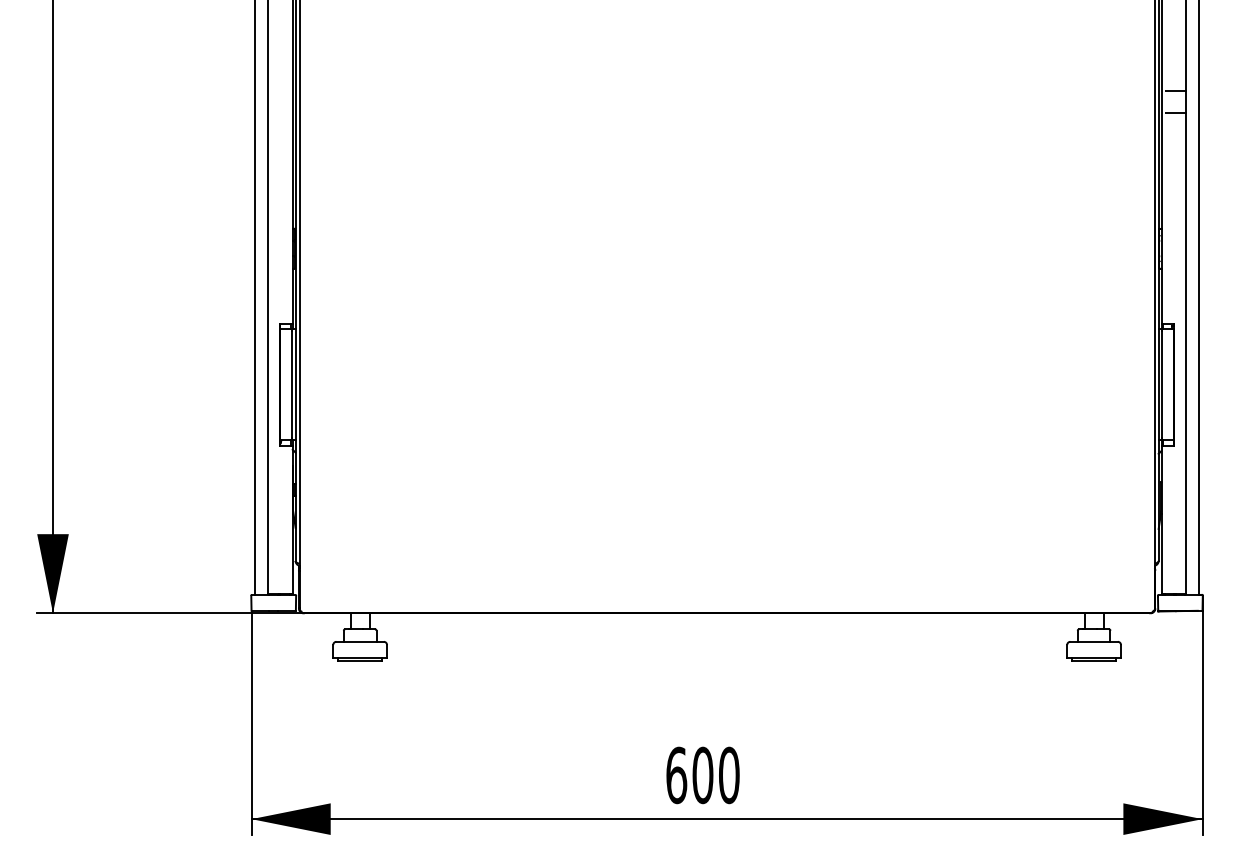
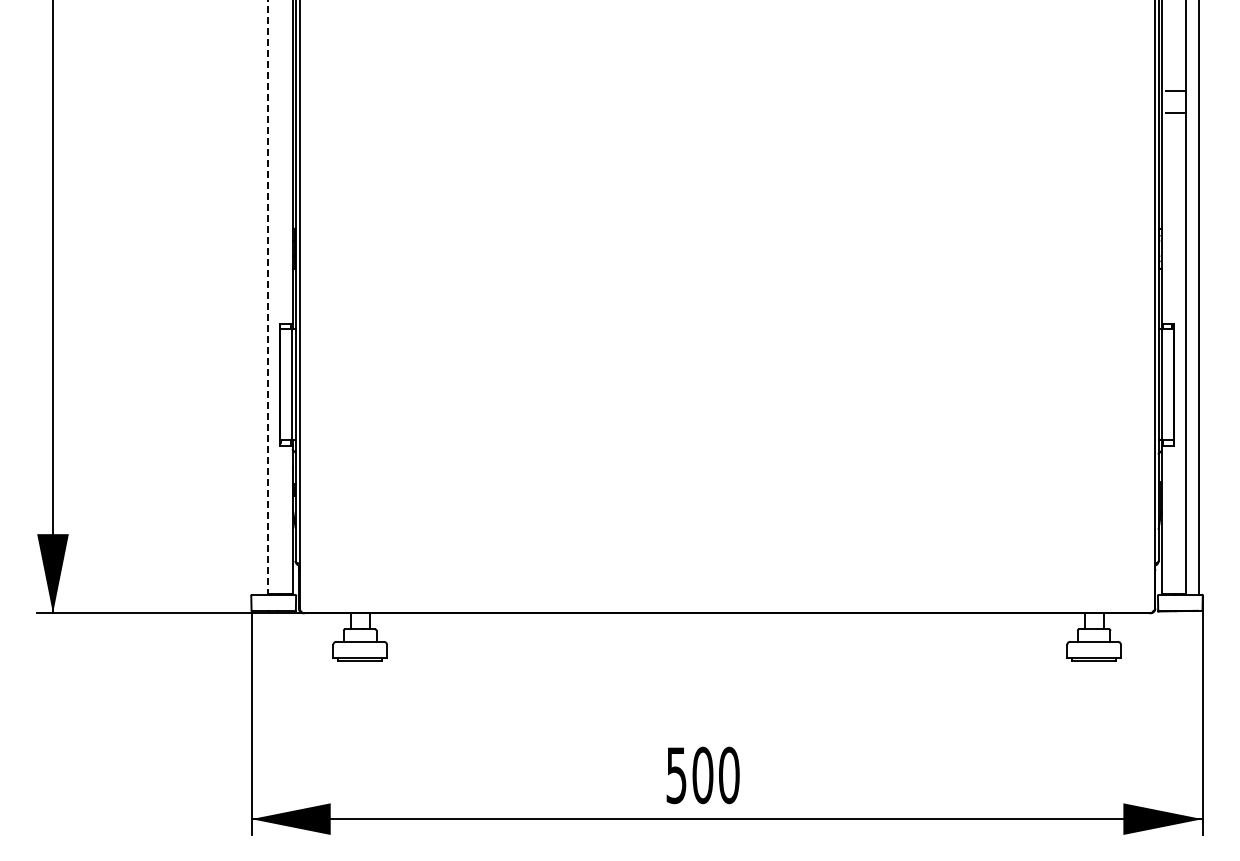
line: solid -> dashed (268, 297)
line: present -> none (254, 298)
text: 600 -> 500 (676, 775)
